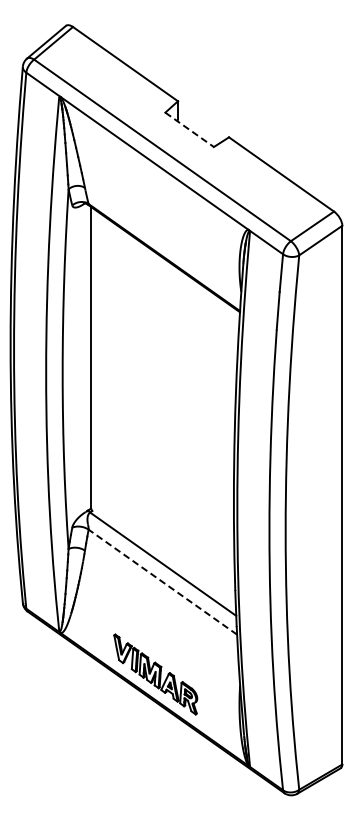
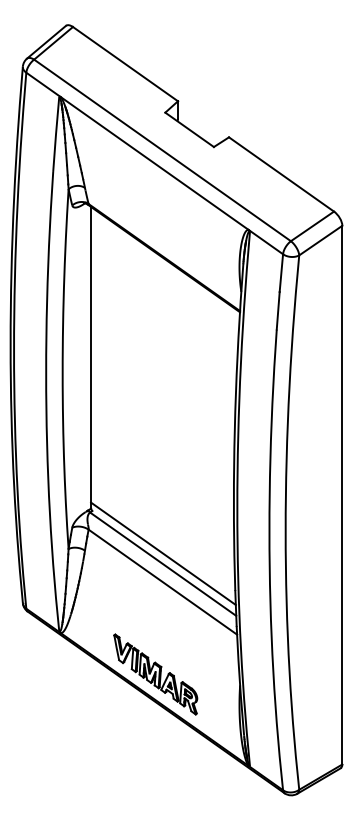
line: dashed -> solid (189, 129)
line: none -> present (163, 553)
line: dashed -> solid (162, 582)
